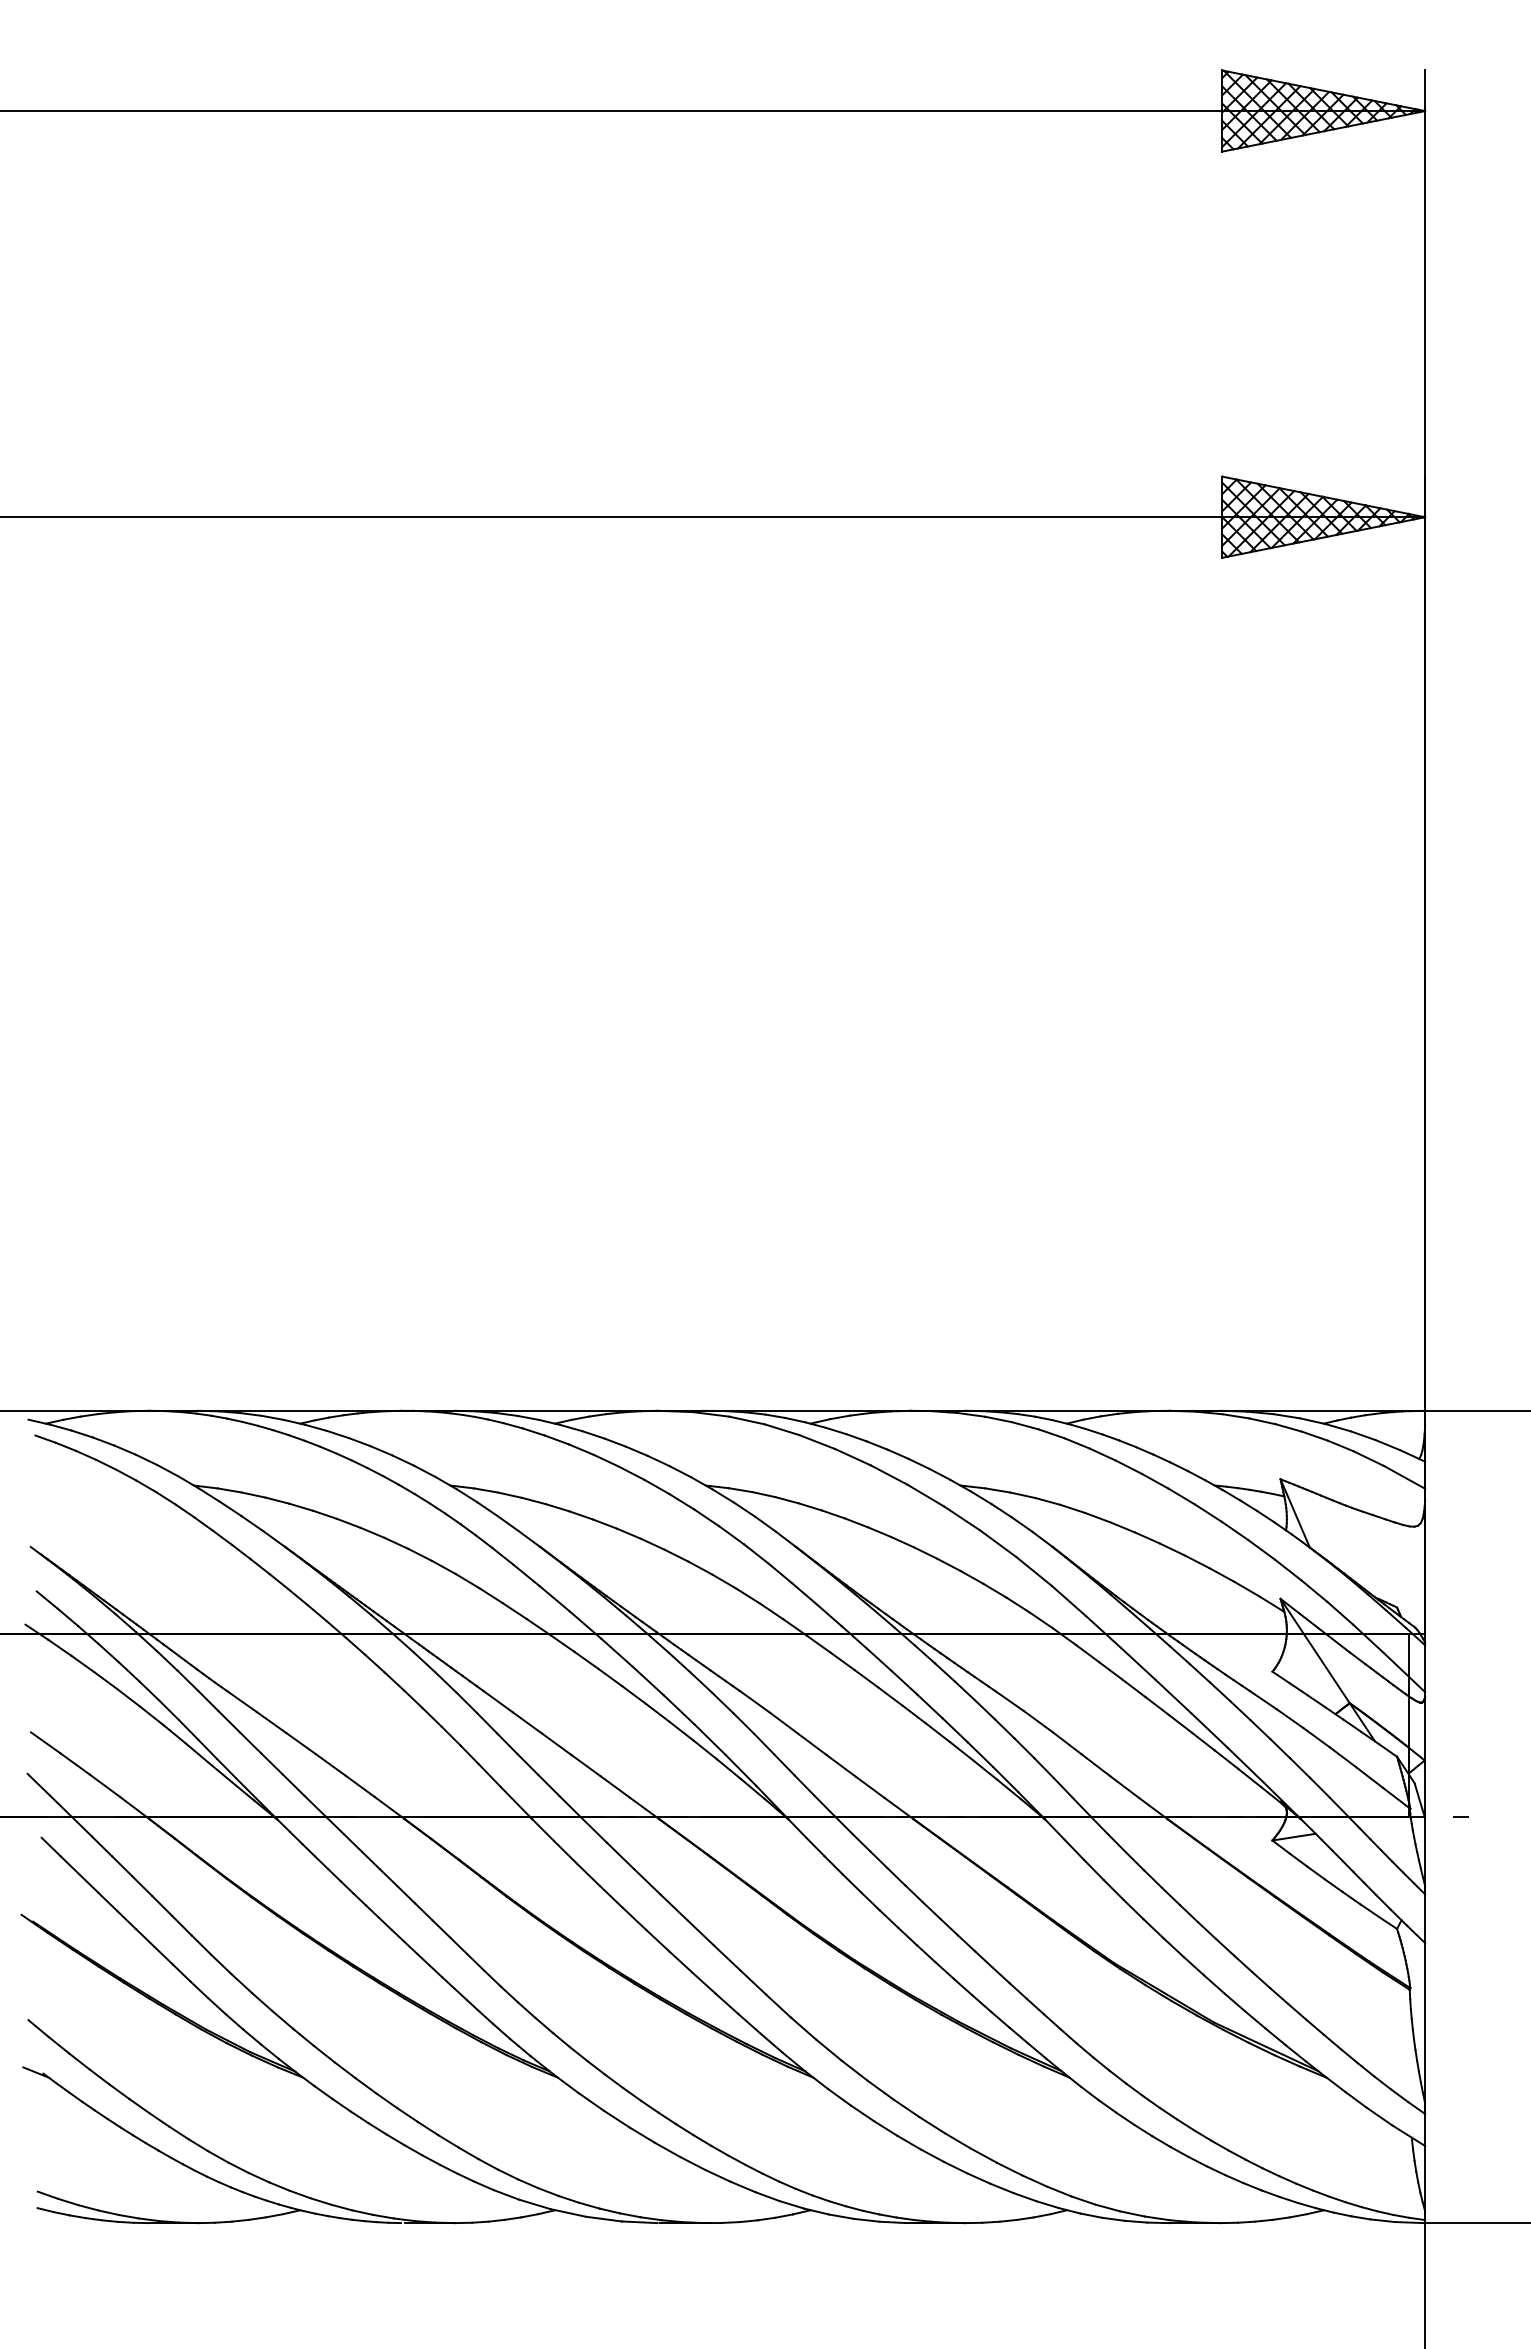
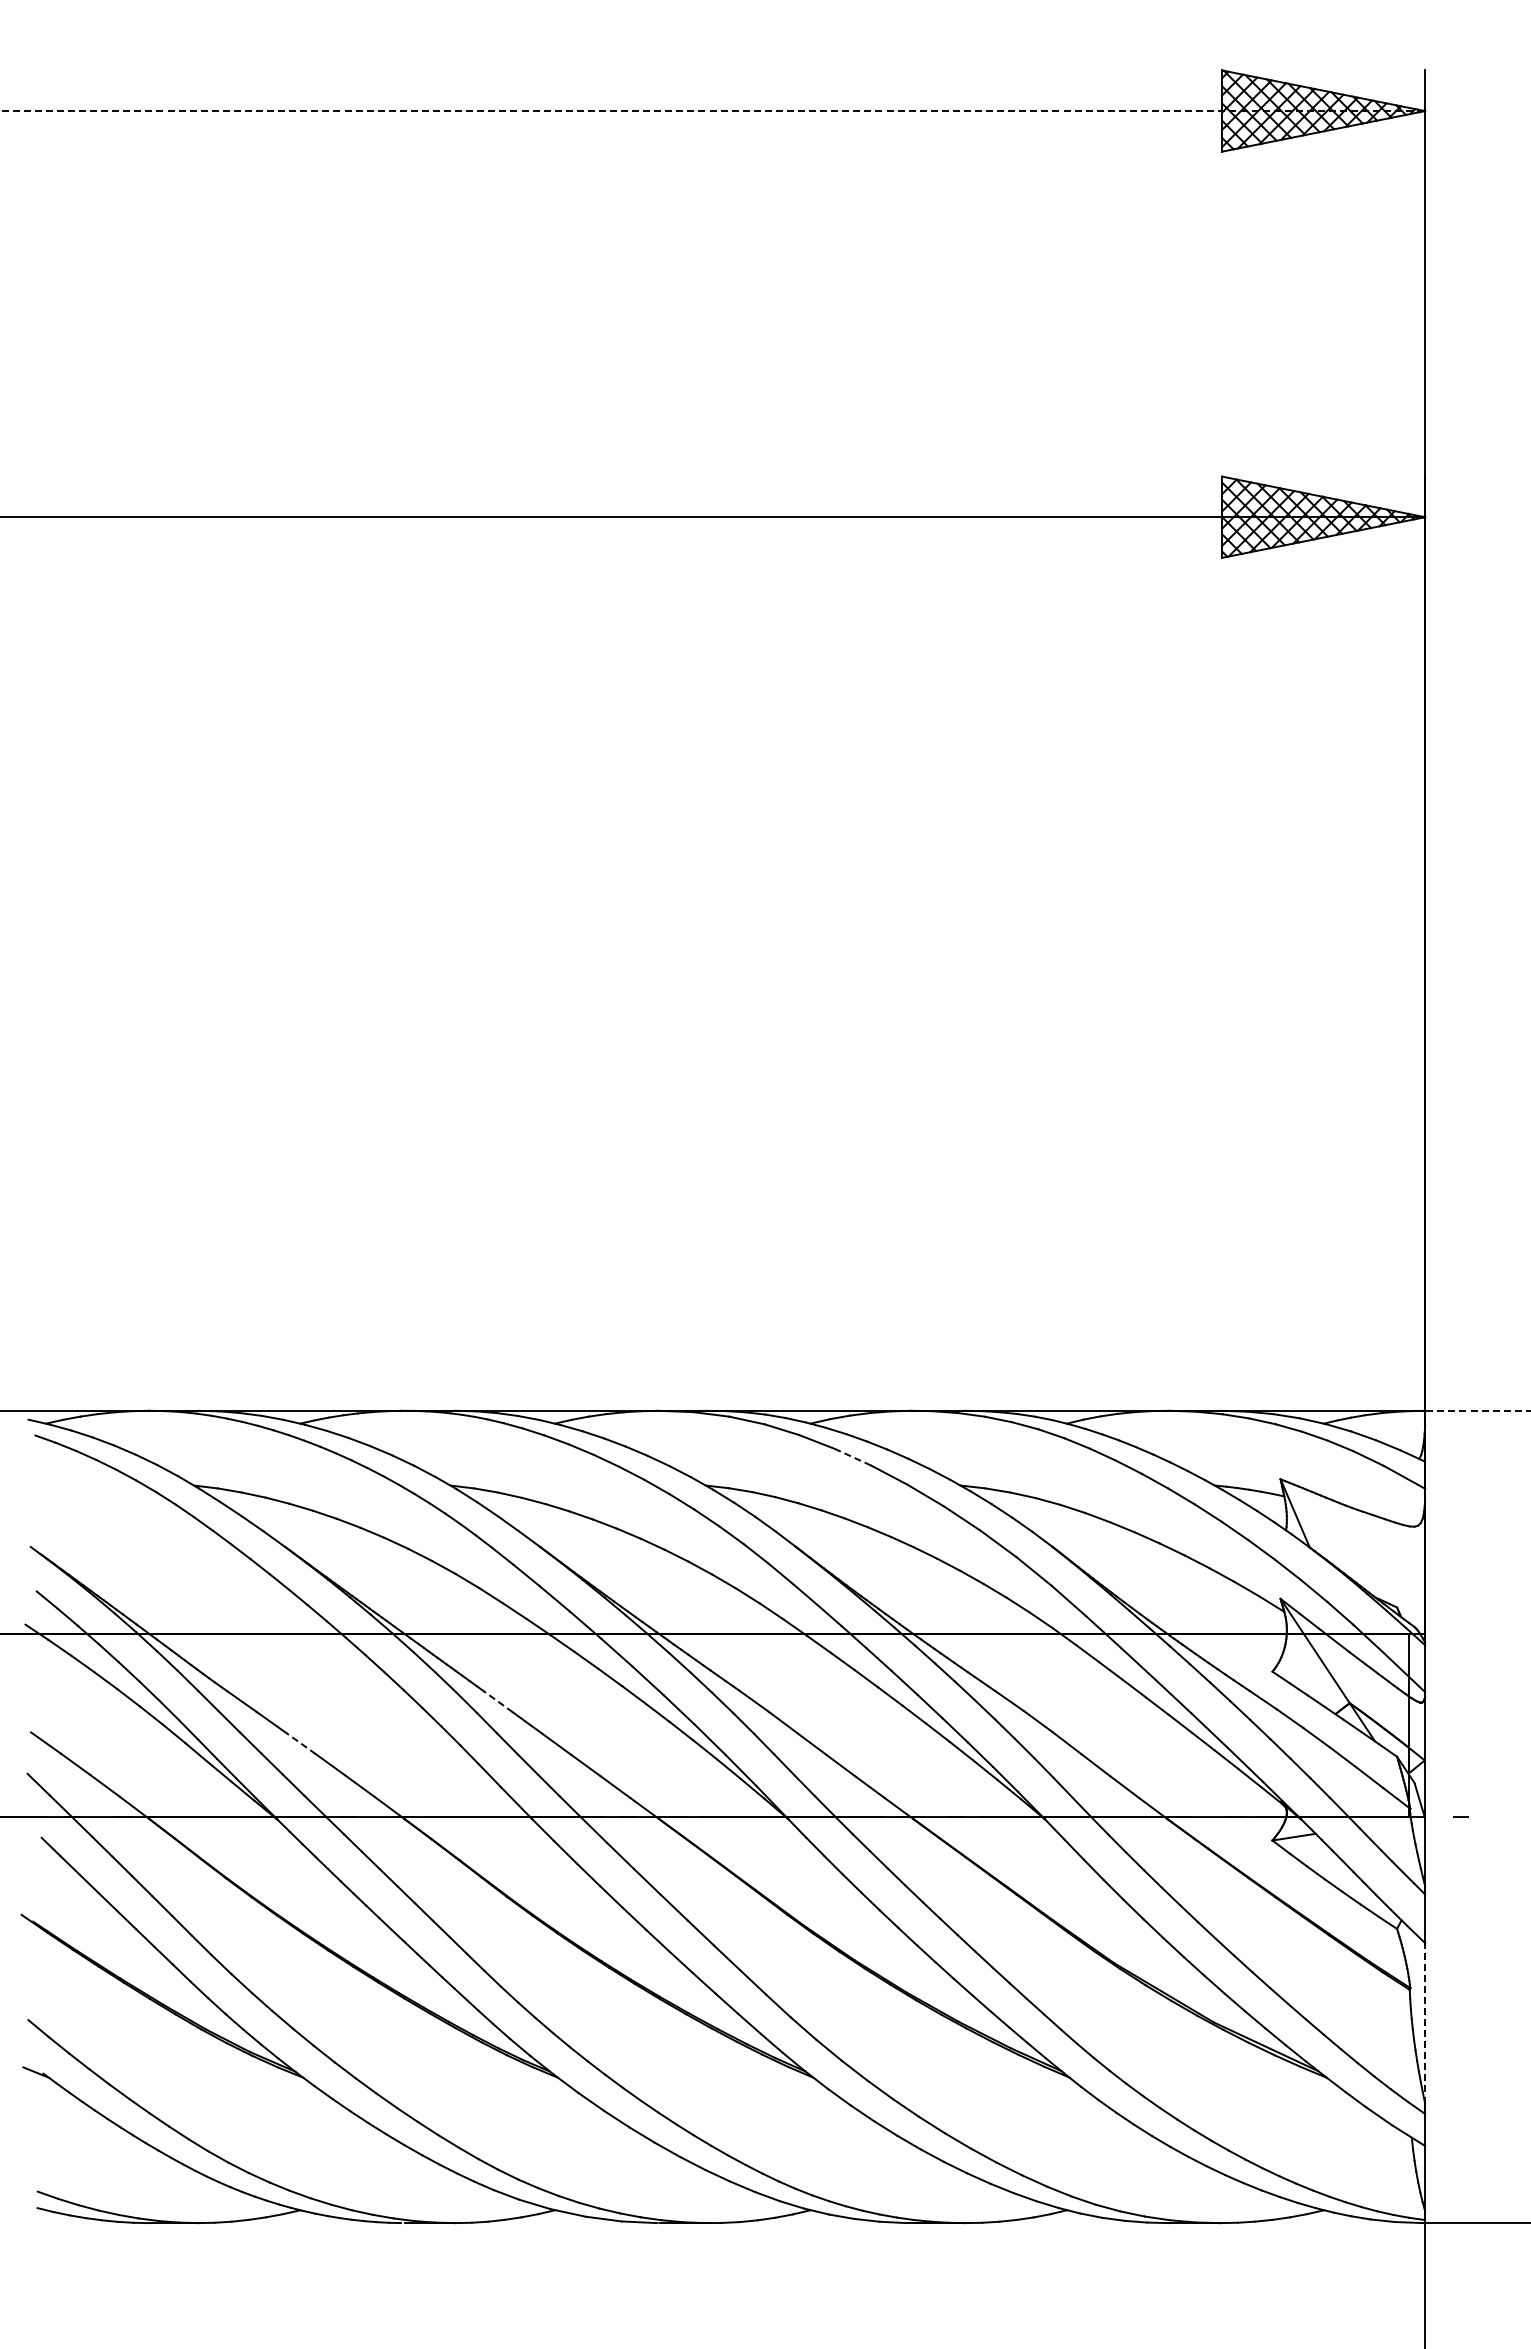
line: solid -> dashed (713, 111)
line: solid -> dashed (1478, 1410)
line: solid -> dashed (852, 1457)
line: solid -> dashed (497, 1701)
line: solid -> dashed (300, 1743)
line: solid -> dashed (1425, 2022)
